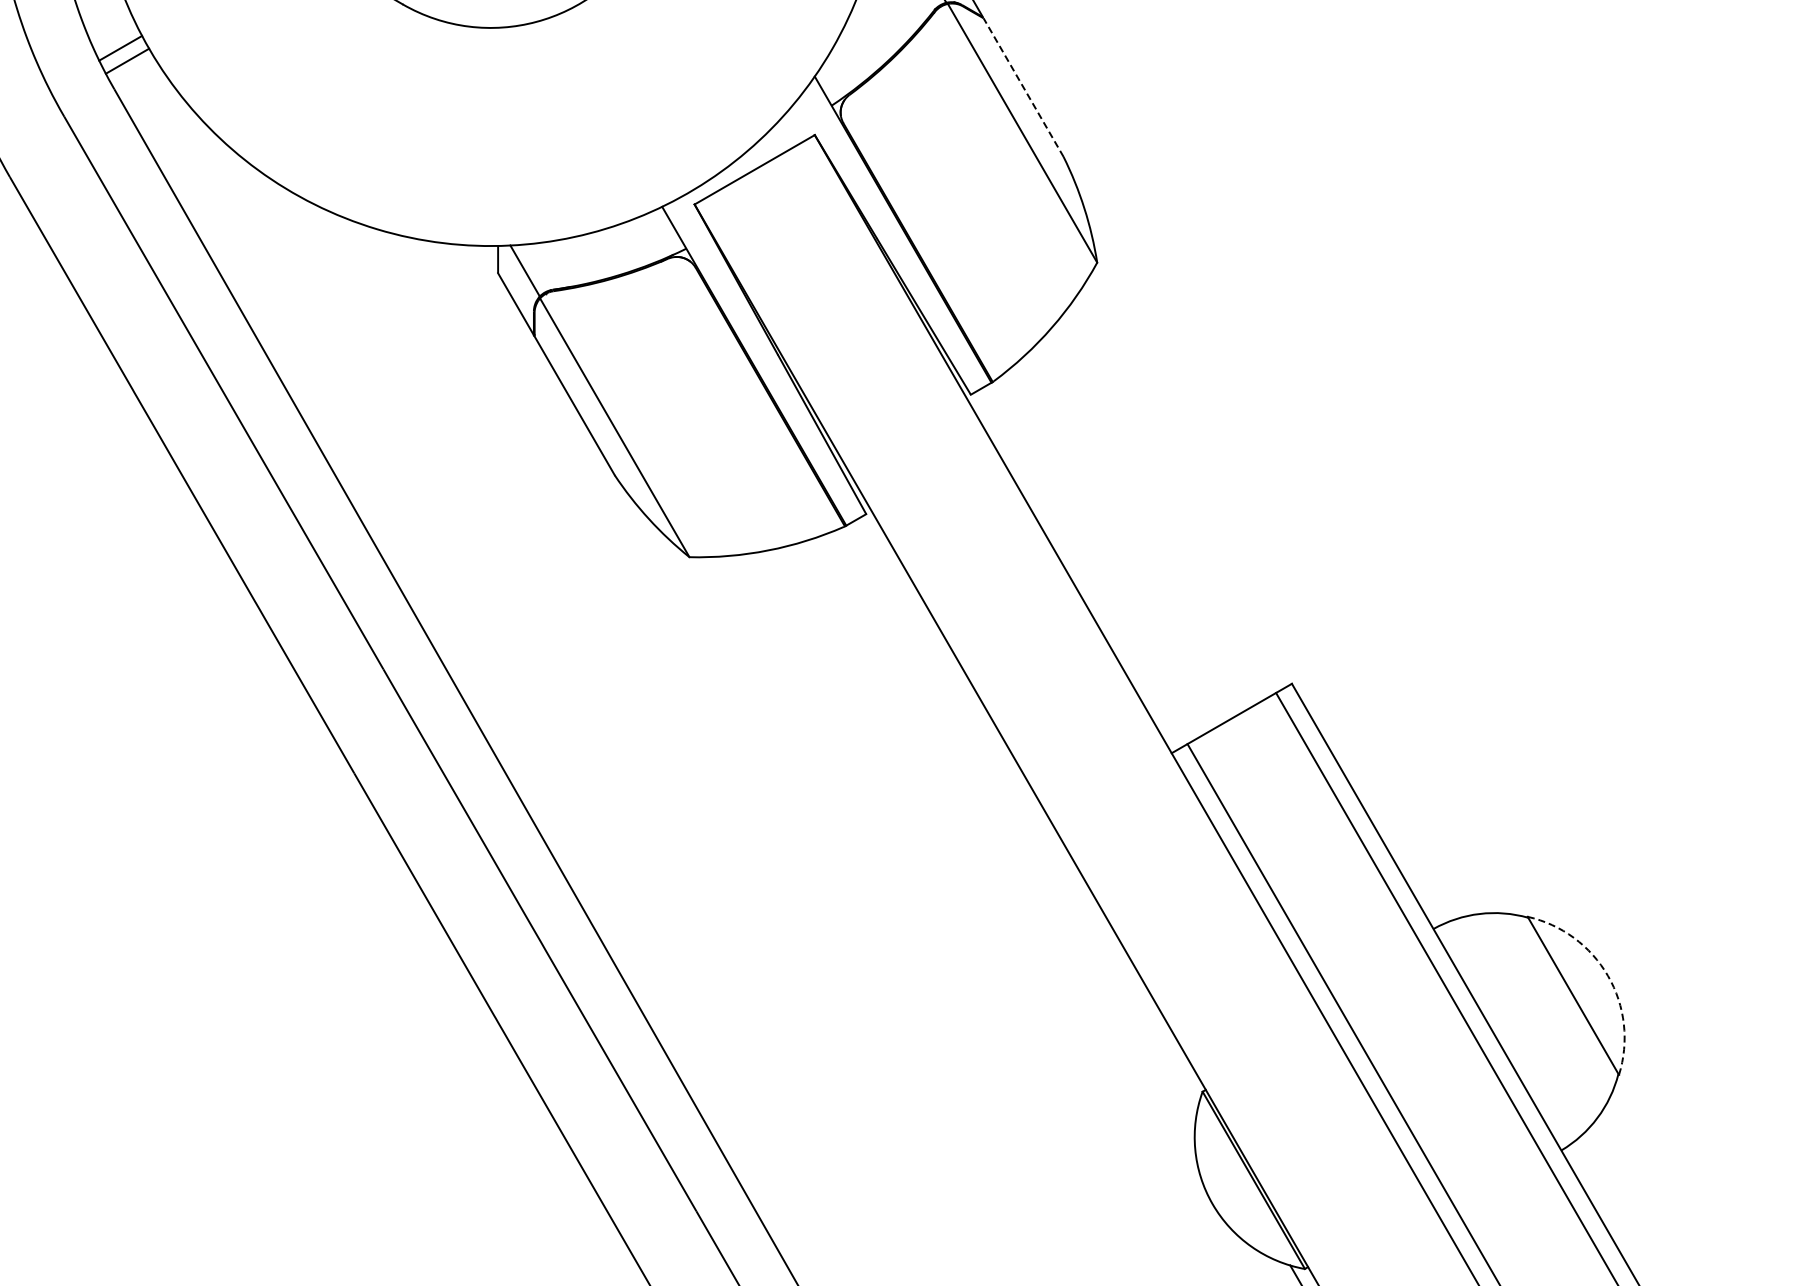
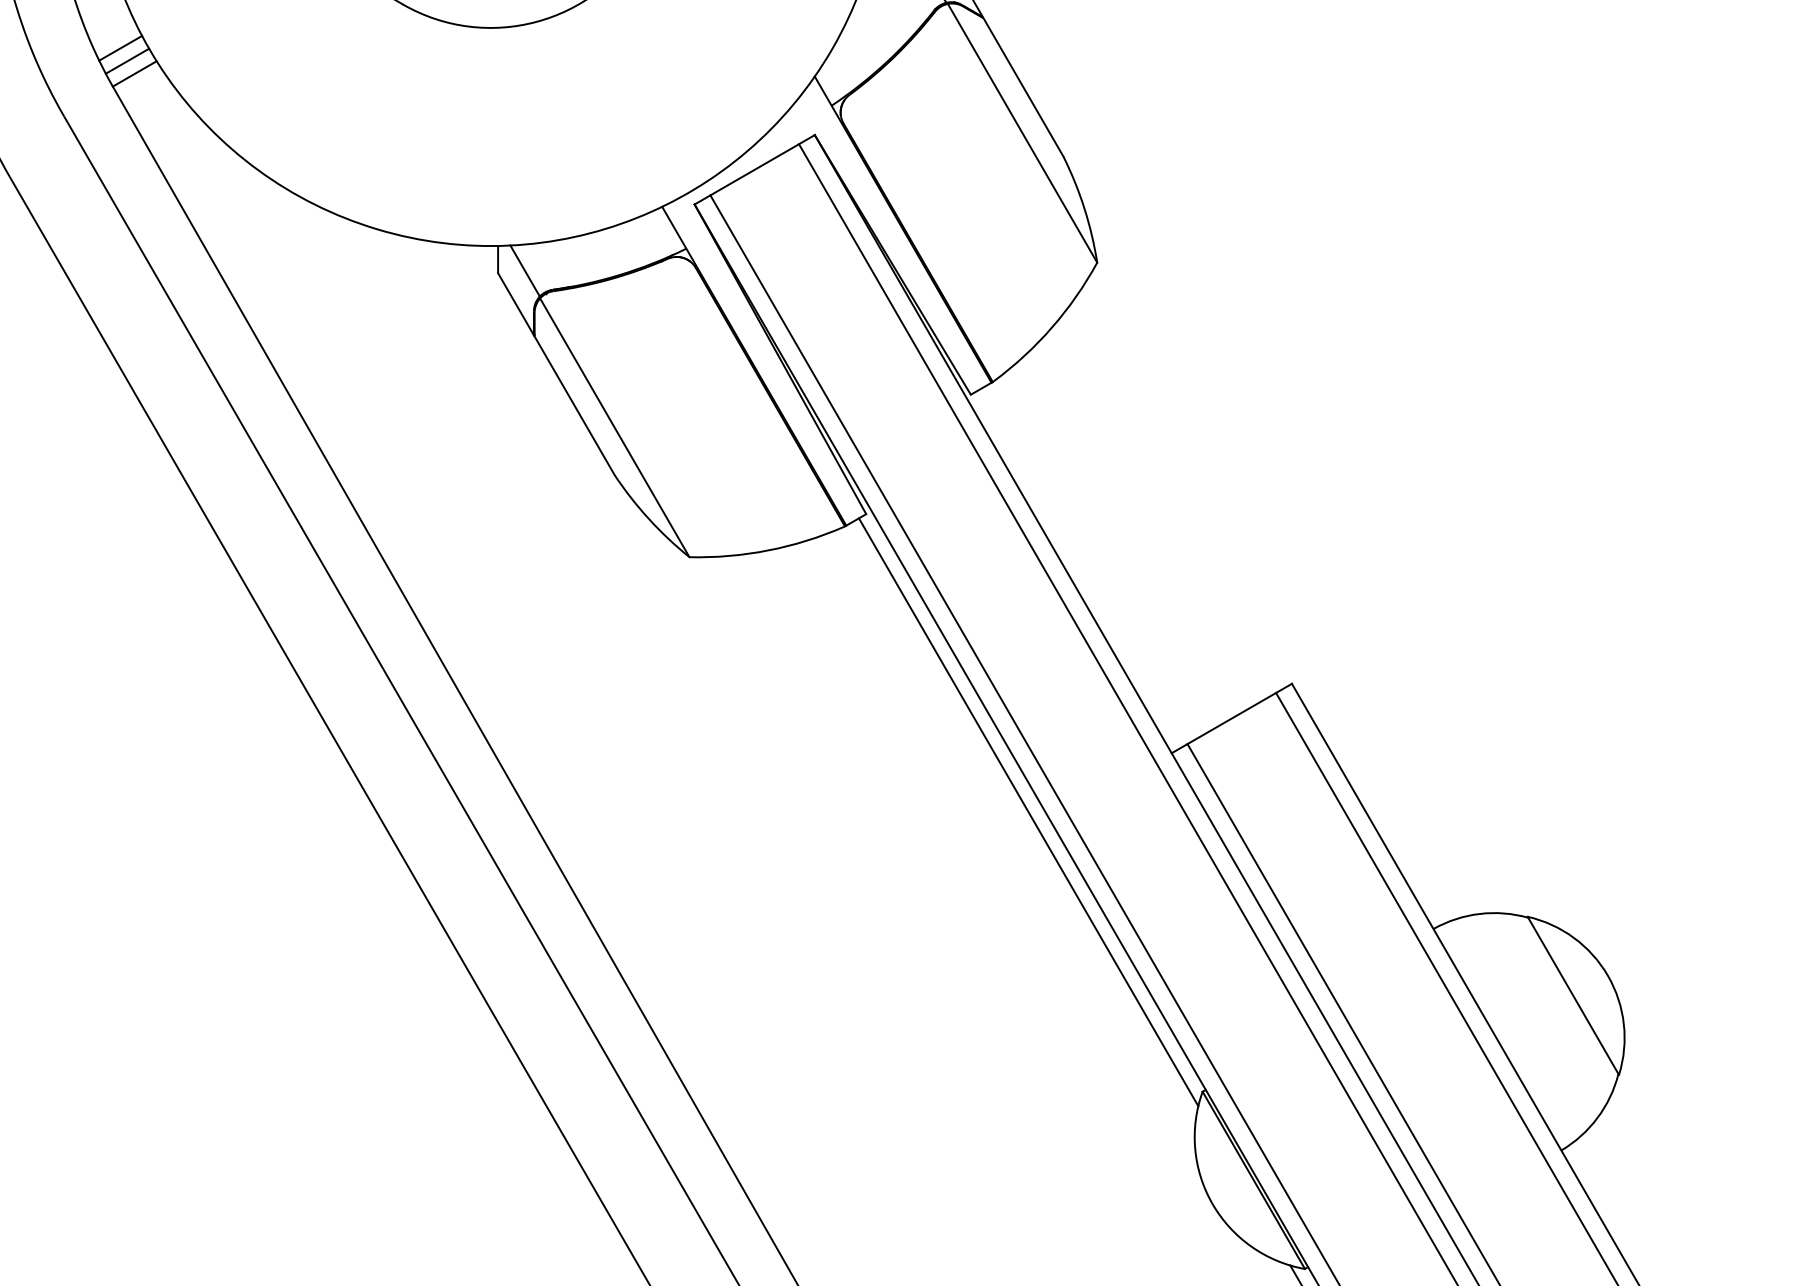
line: none -> present (134, 73)
line: dashed -> solid (1023, 87)
line: none -> present (1127, 713)
line: none -> present (1024, 738)
line: none -> present (1028, 812)
arc: dashed -> solid (1608, 975)
